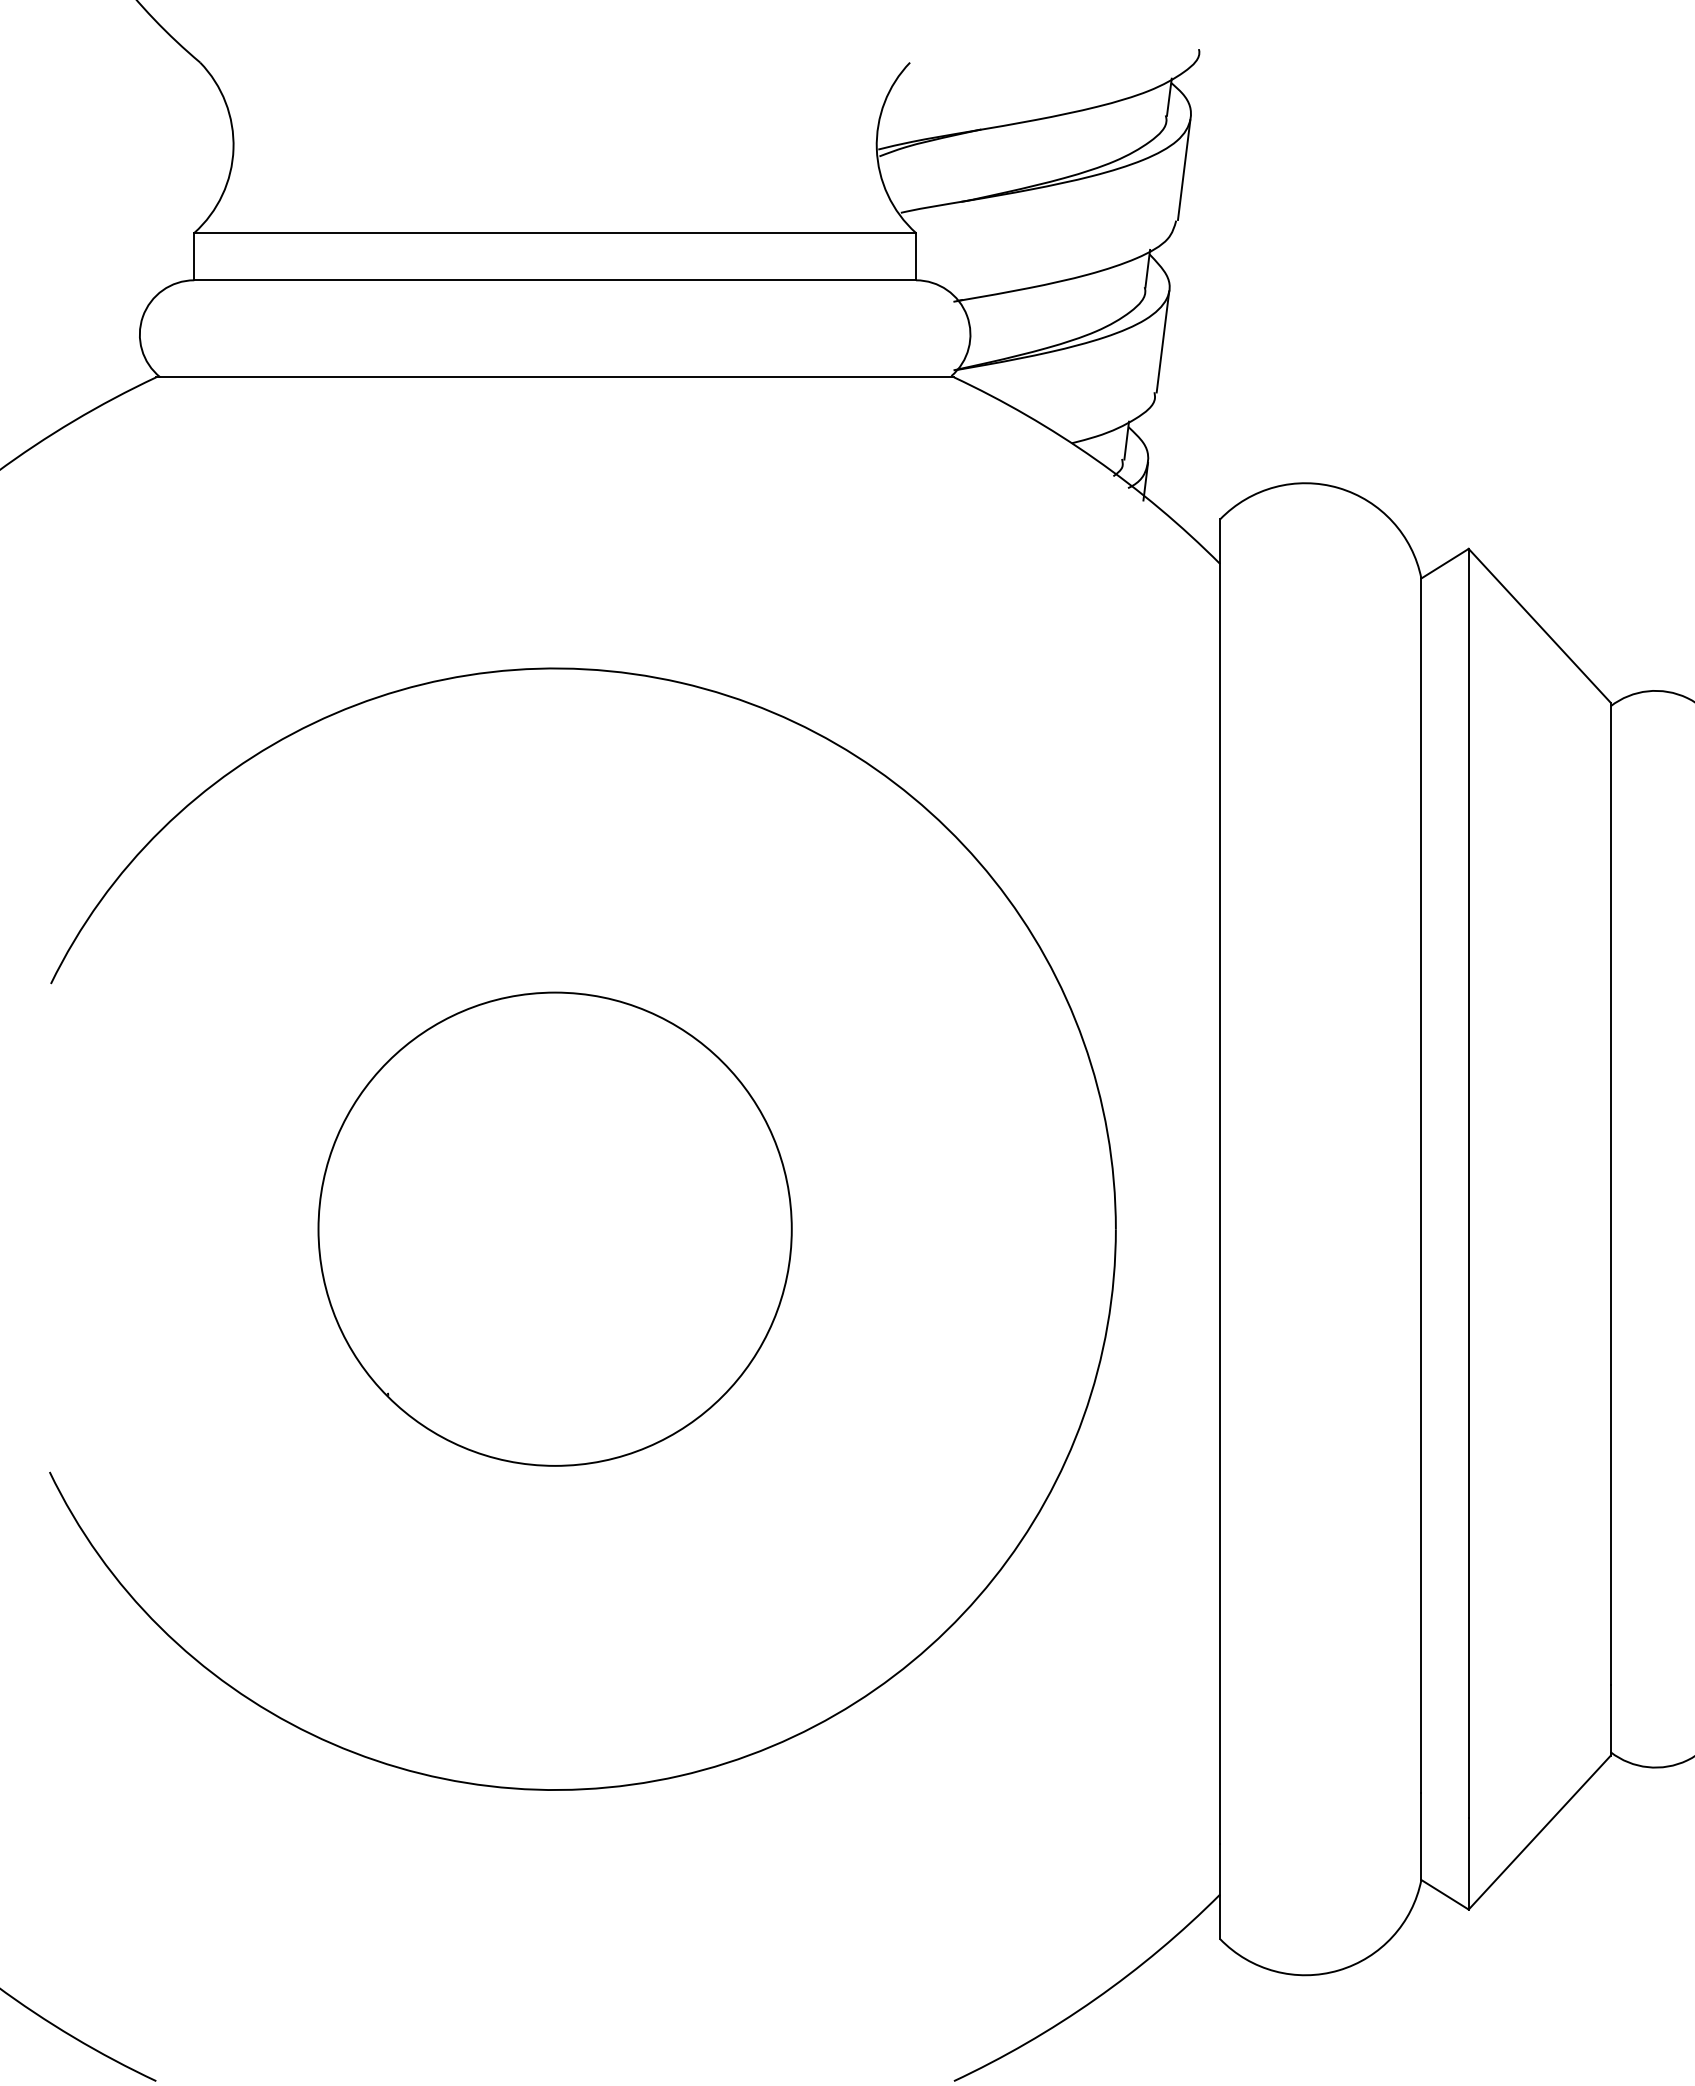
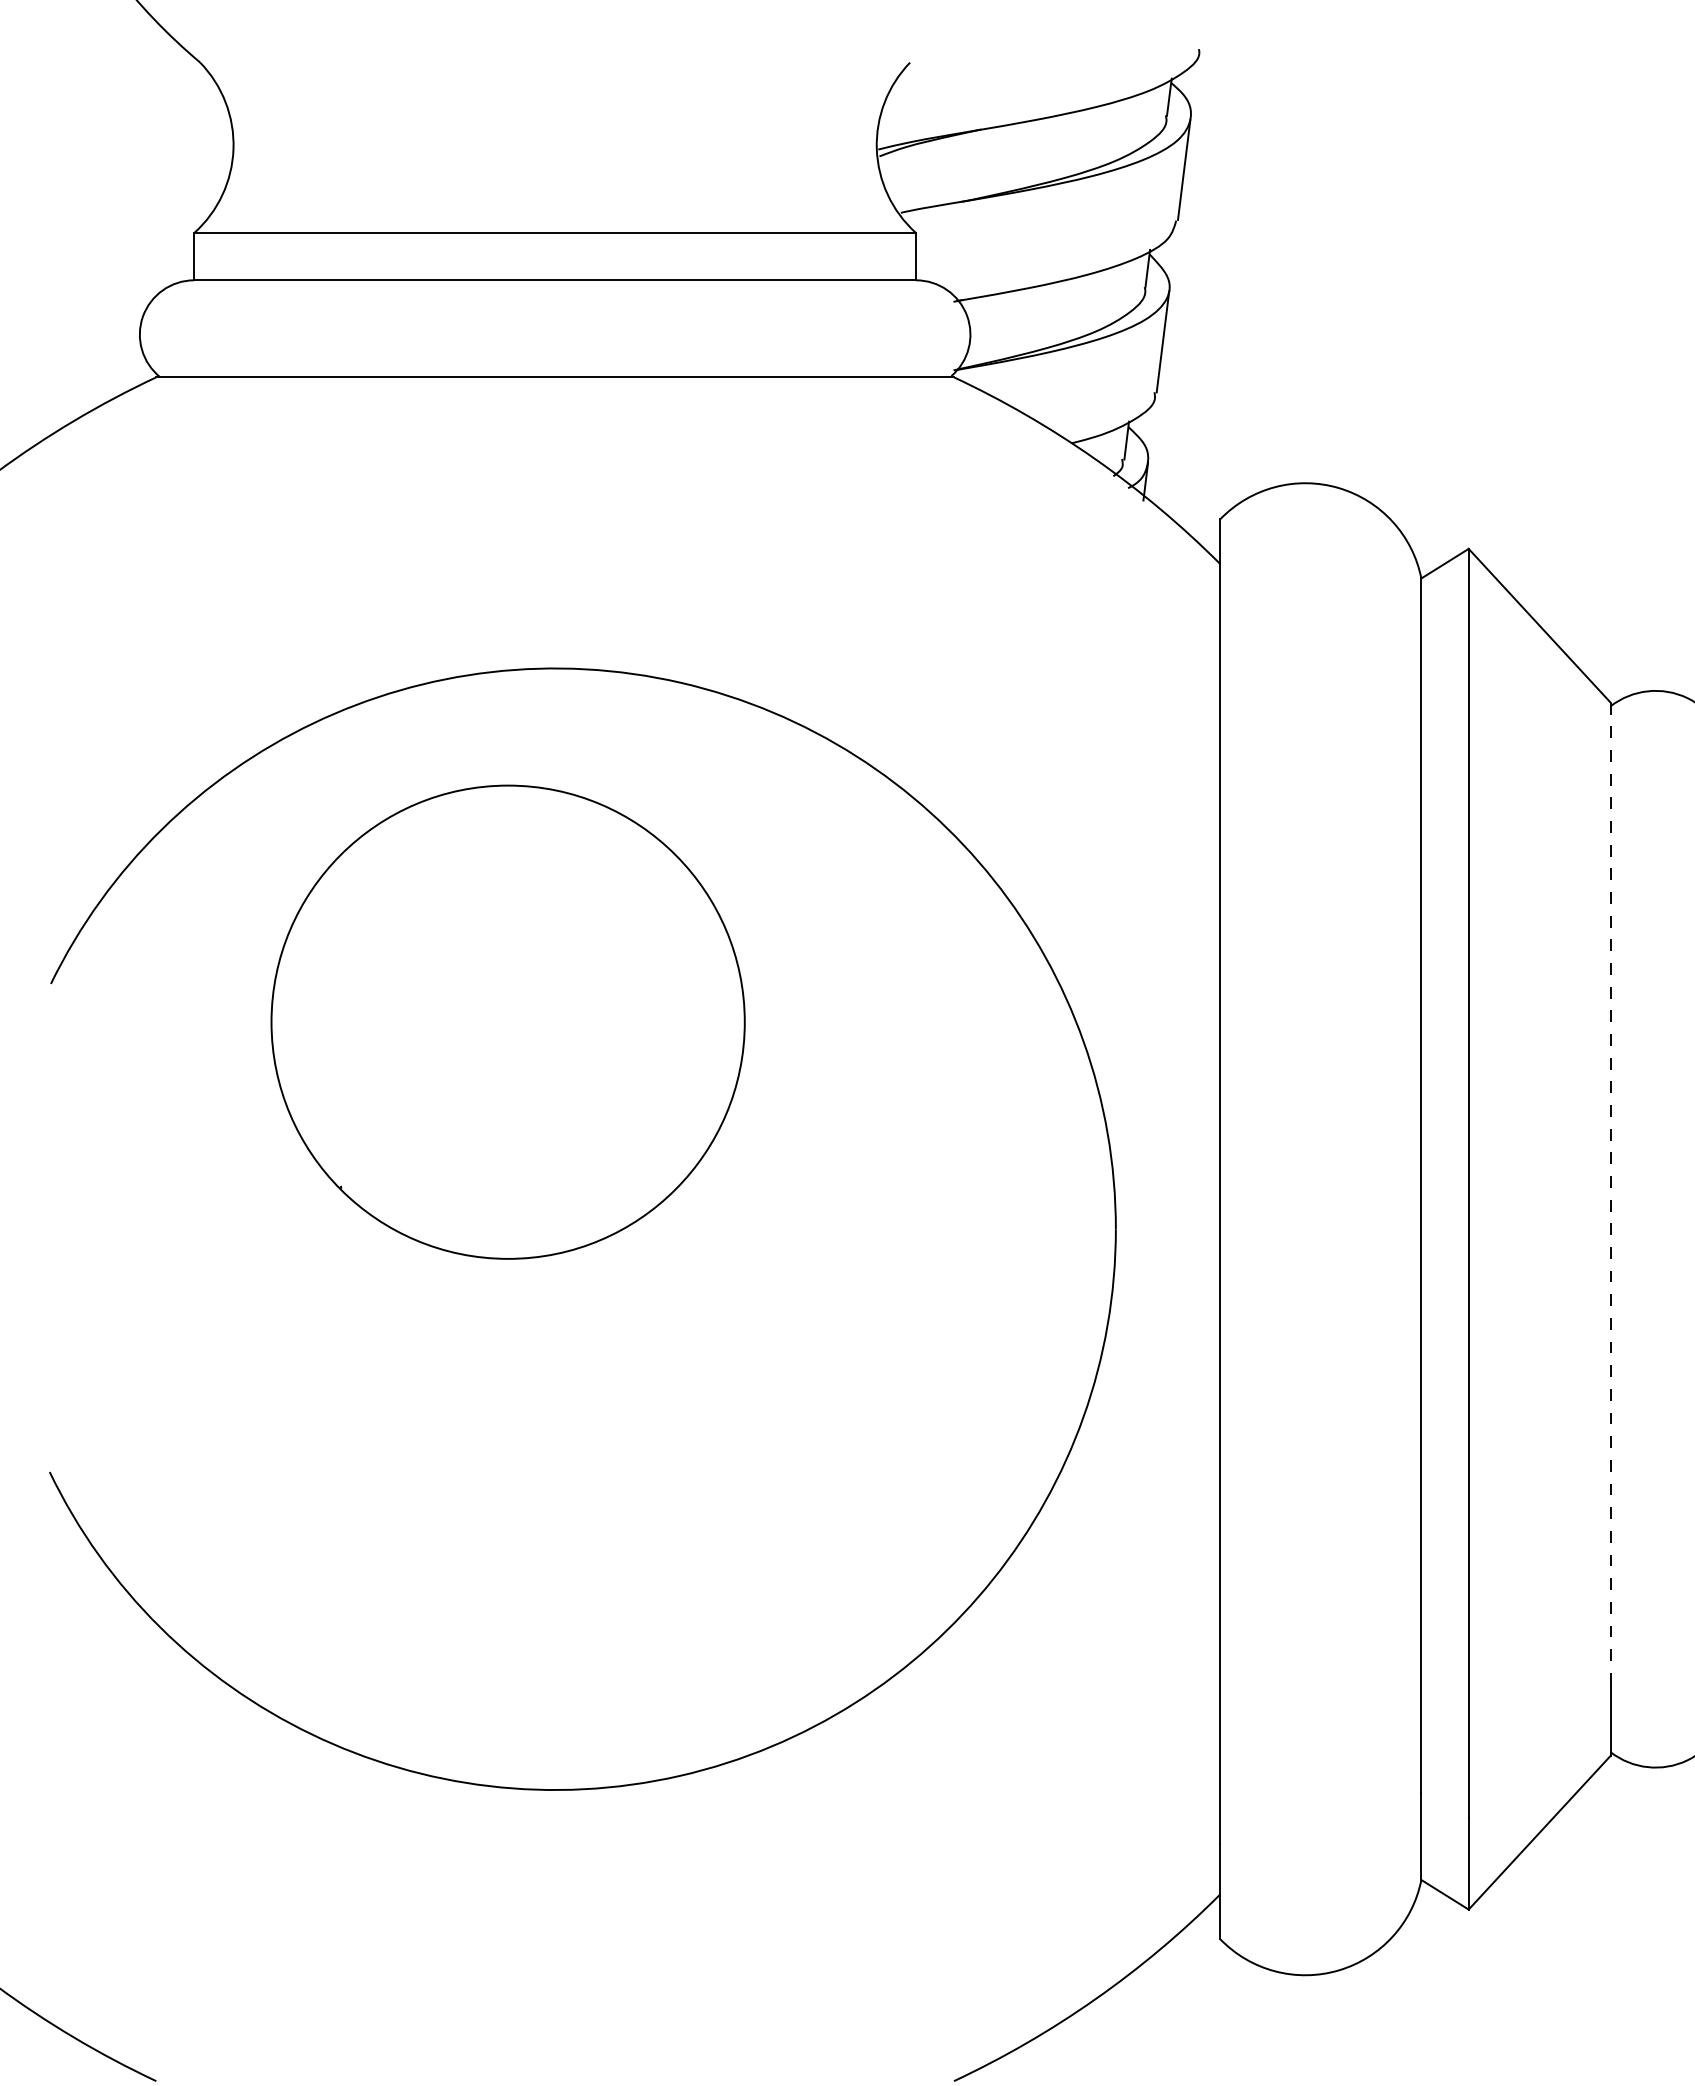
line: solid -> dashed (1610, 1194)
part position: (554, 1228) -> (507, 1021) (507, 1021)
